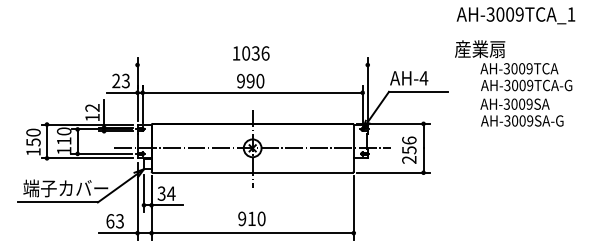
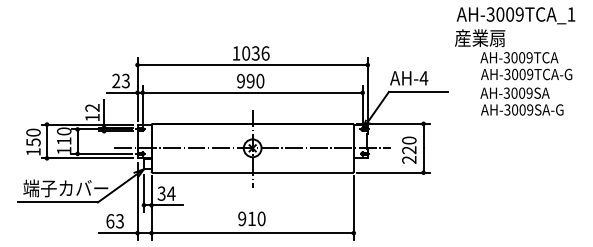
line: none -> present (252, 65)
text position: (513, 83) -> (513, 72) (513, 72)
text: 256 -> 220 (409, 145)
